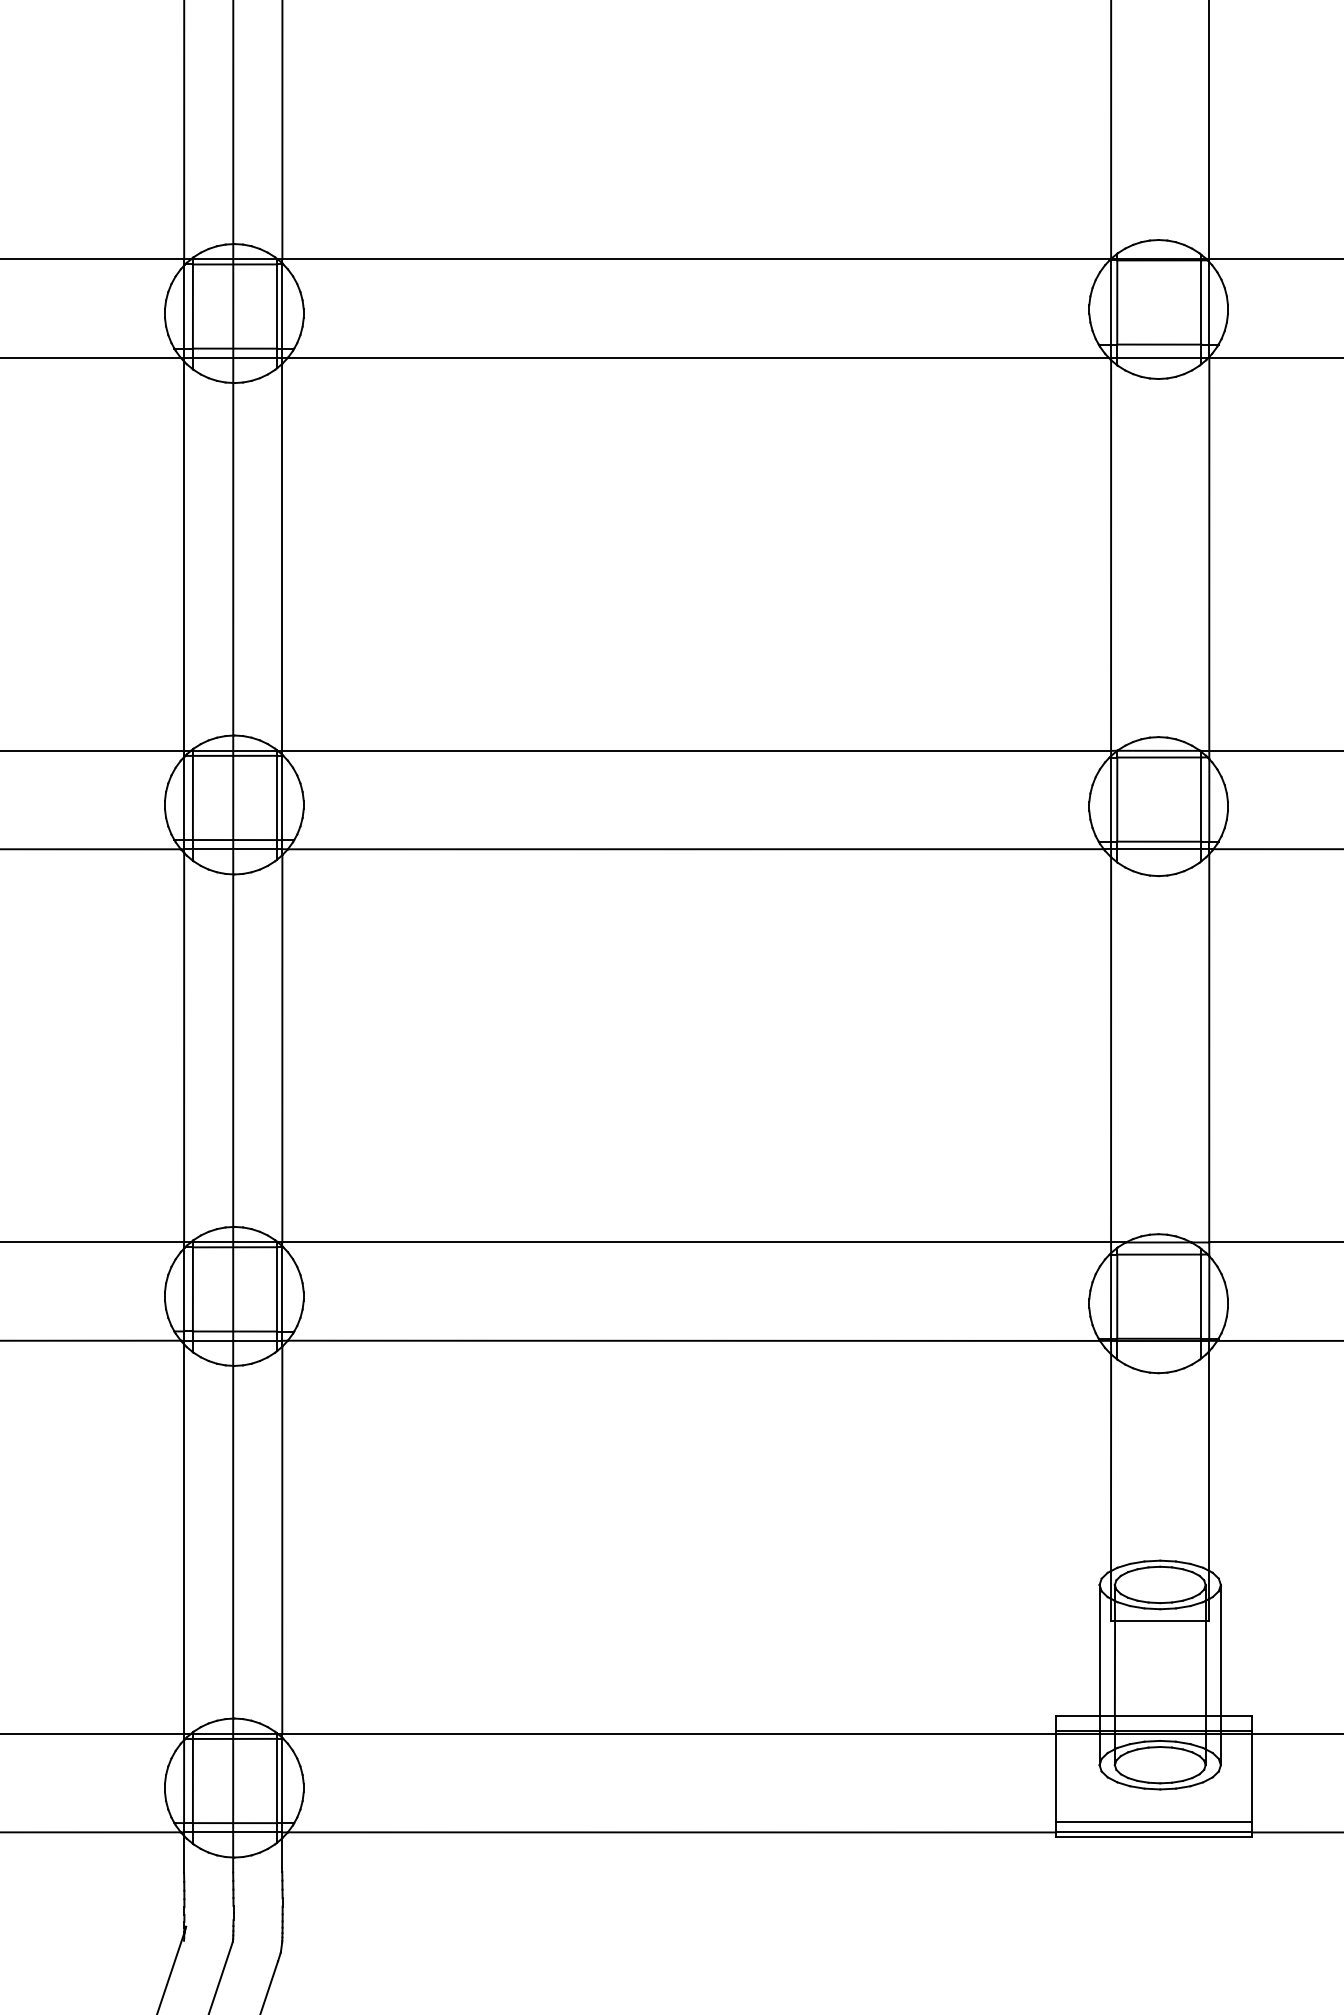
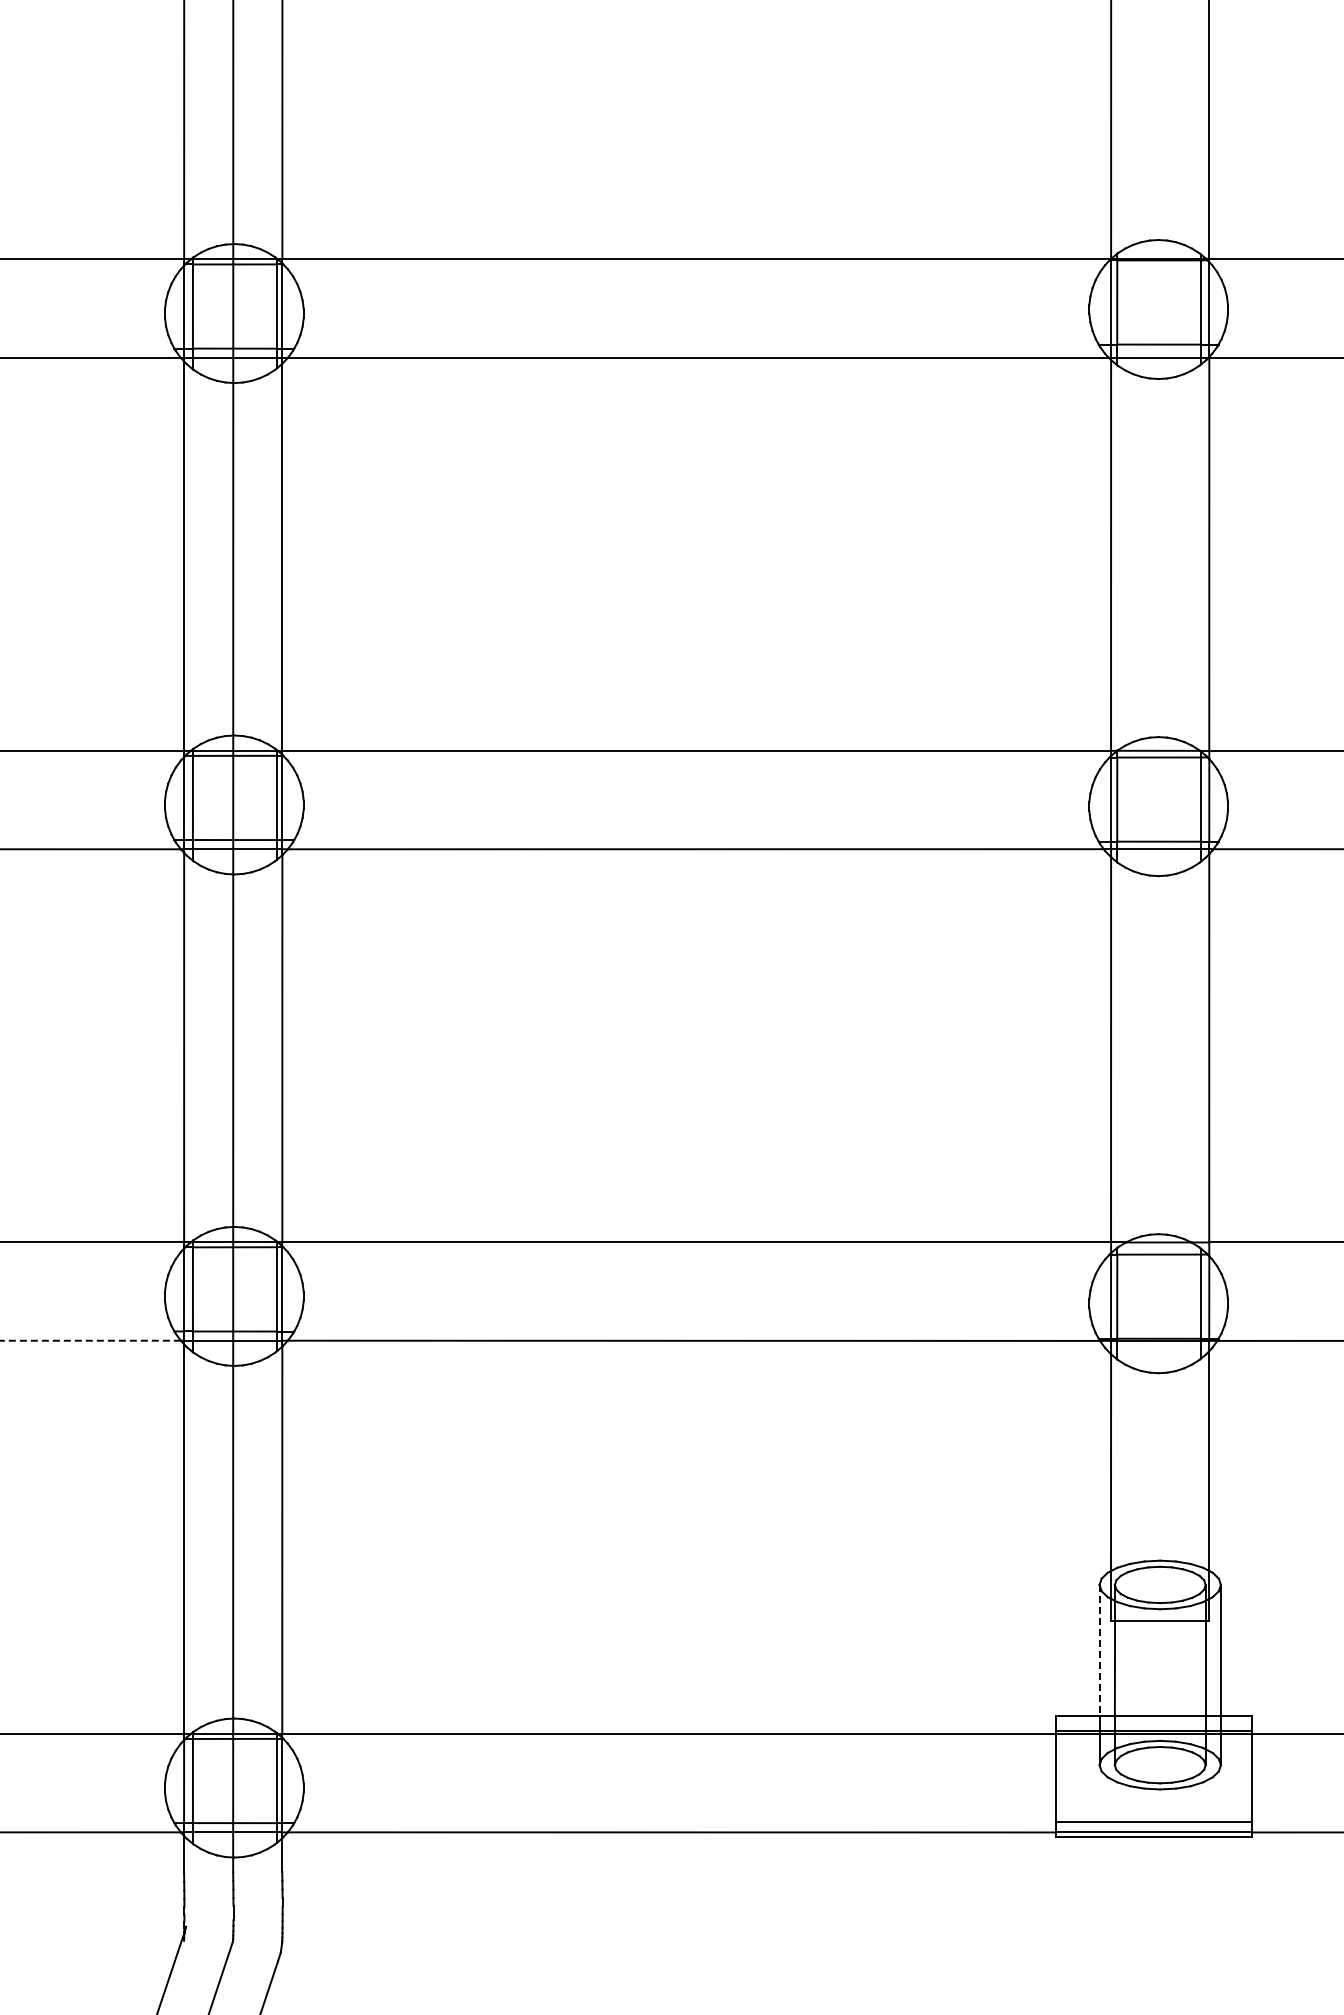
line: solid -> dashed (90, 1340)
line: solid -> dashed (1099, 1650)
